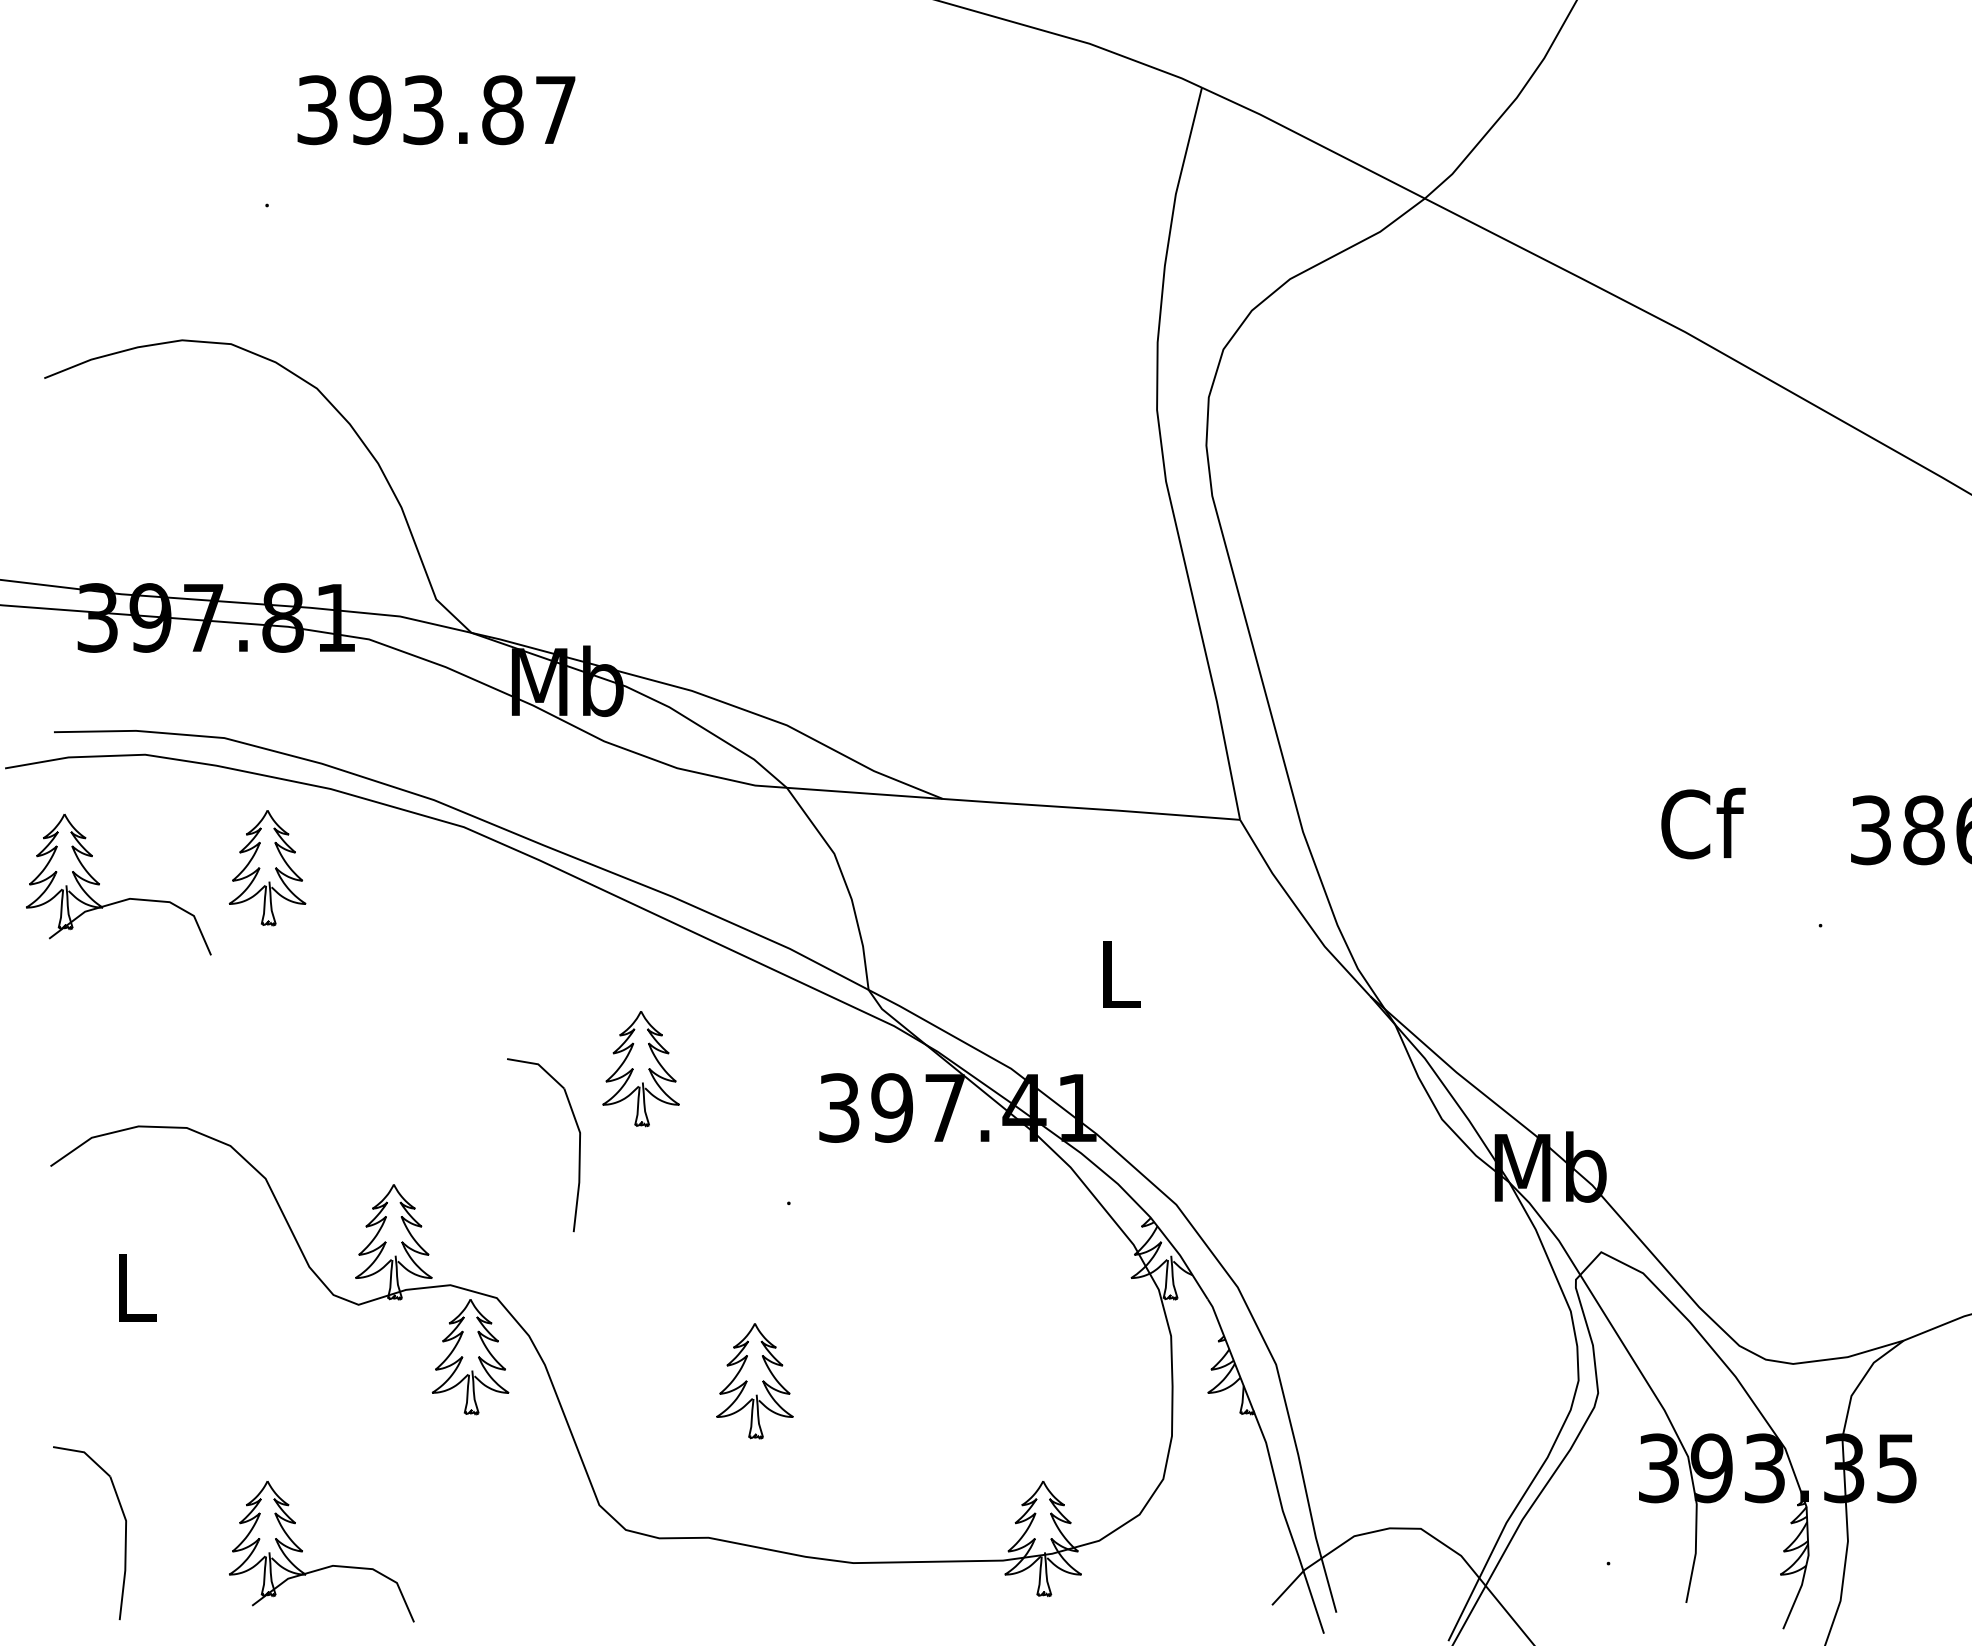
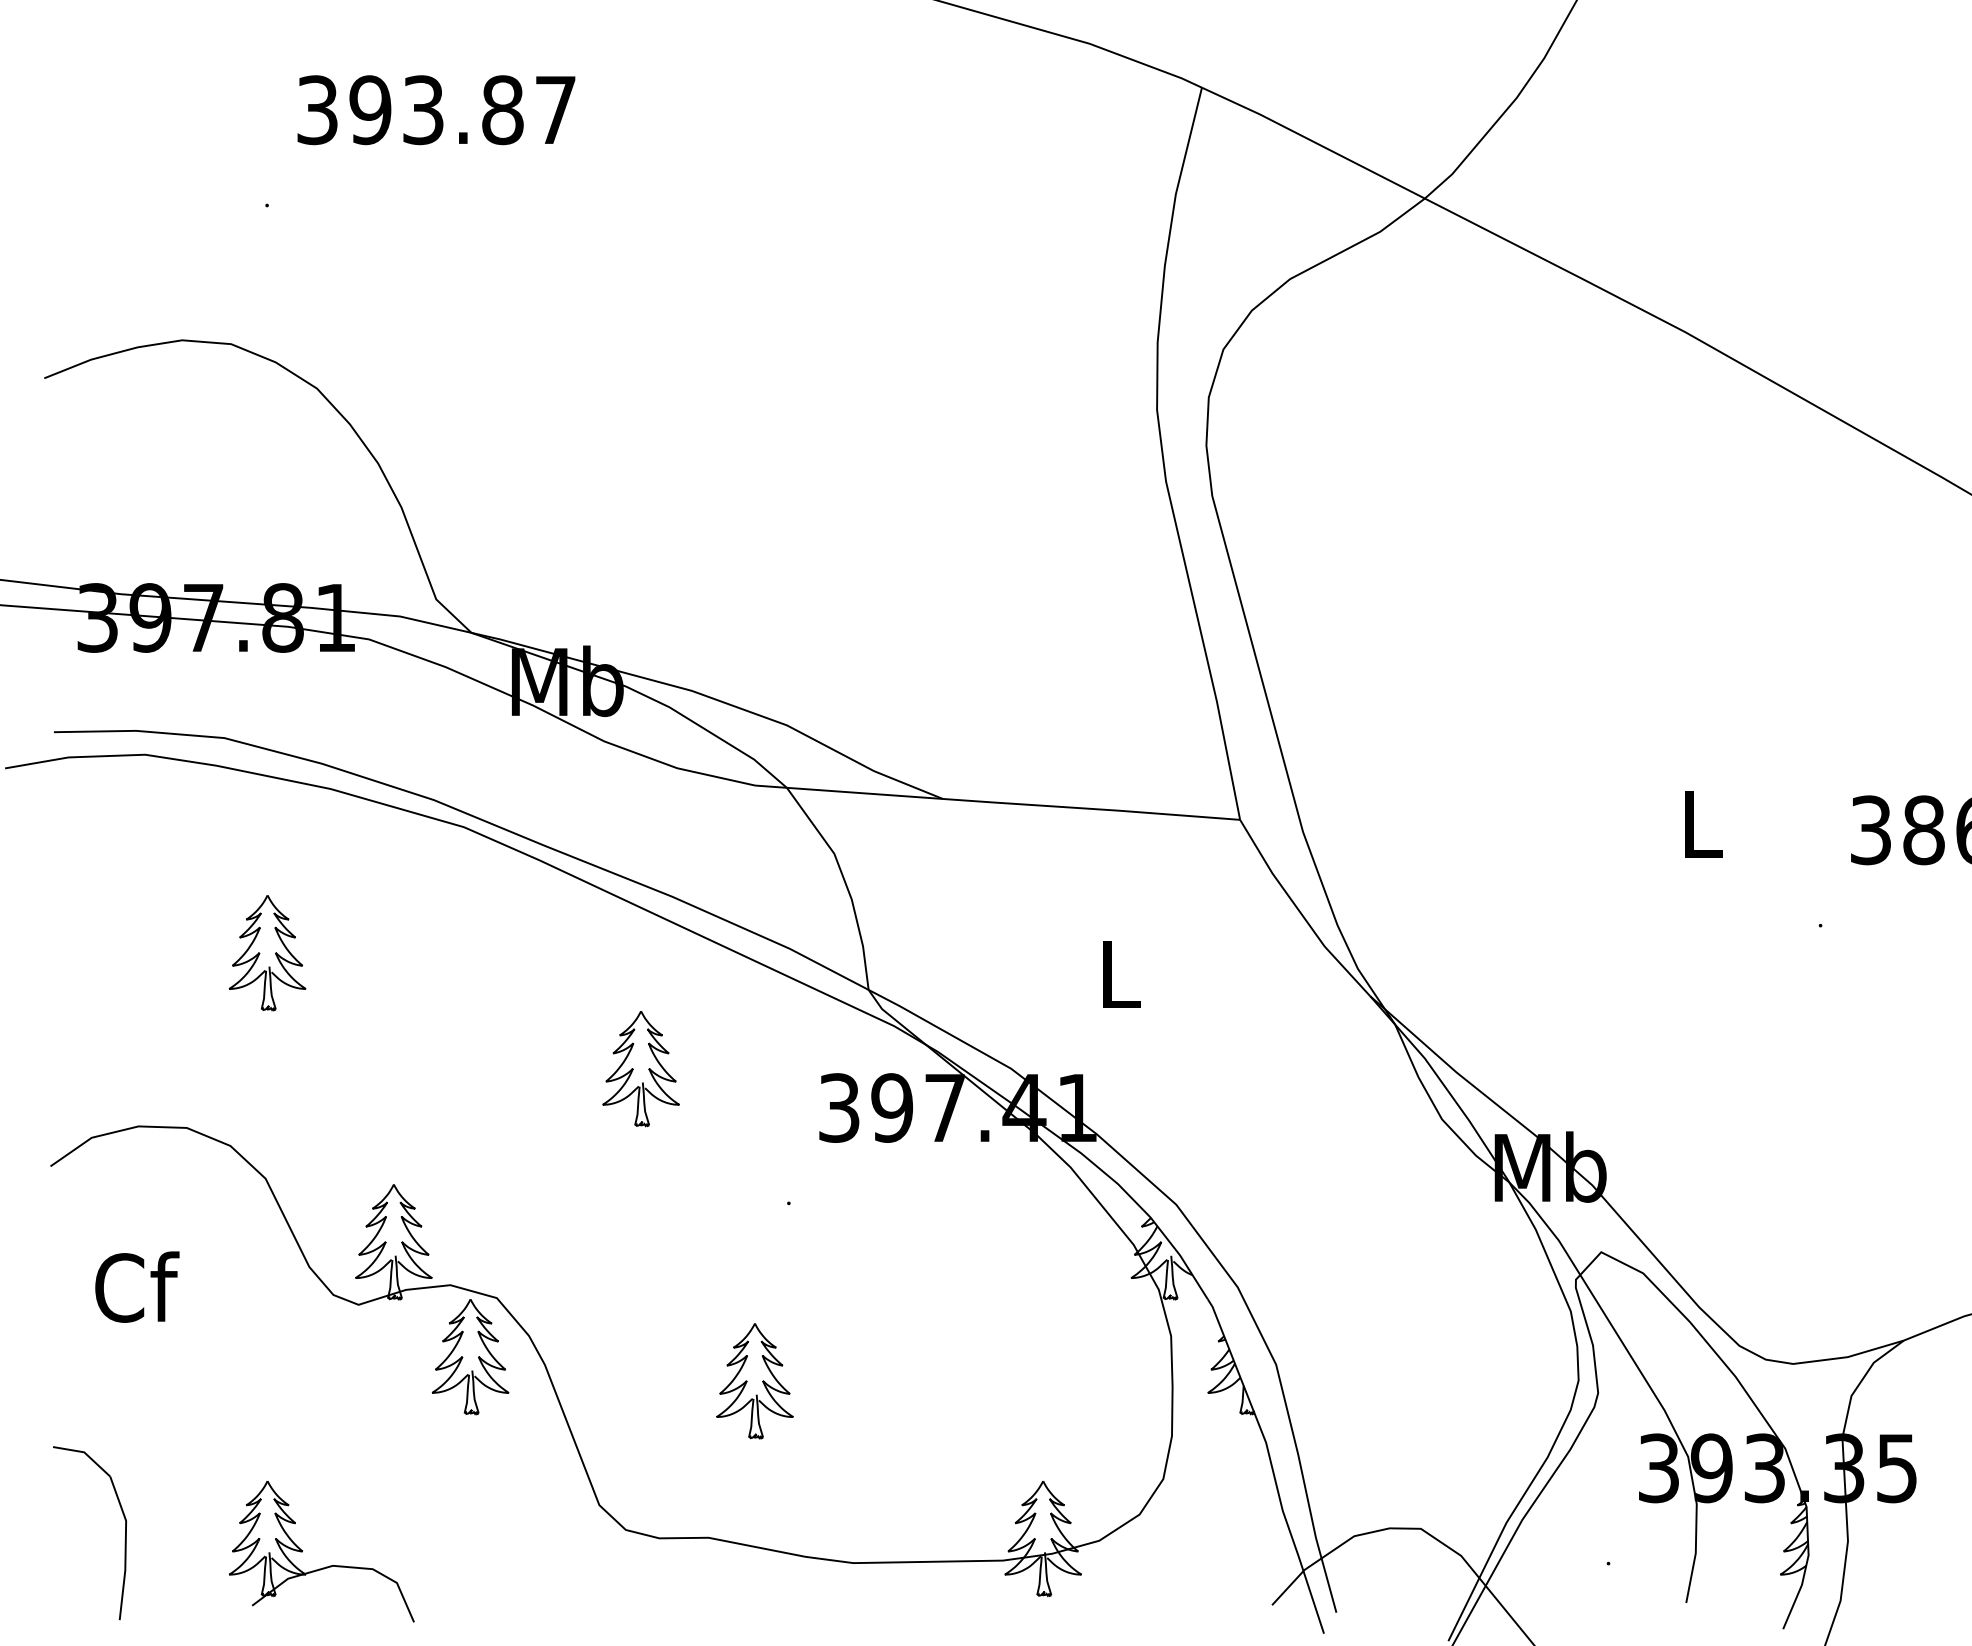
text: Cf -> L (1703, 823)
part position: (267, 868) -> (267, 953) (267, 953)
part: present -> none (123, 899)
part: present -> none (578, 1152)
text: L -> Cf (137, 1286)
